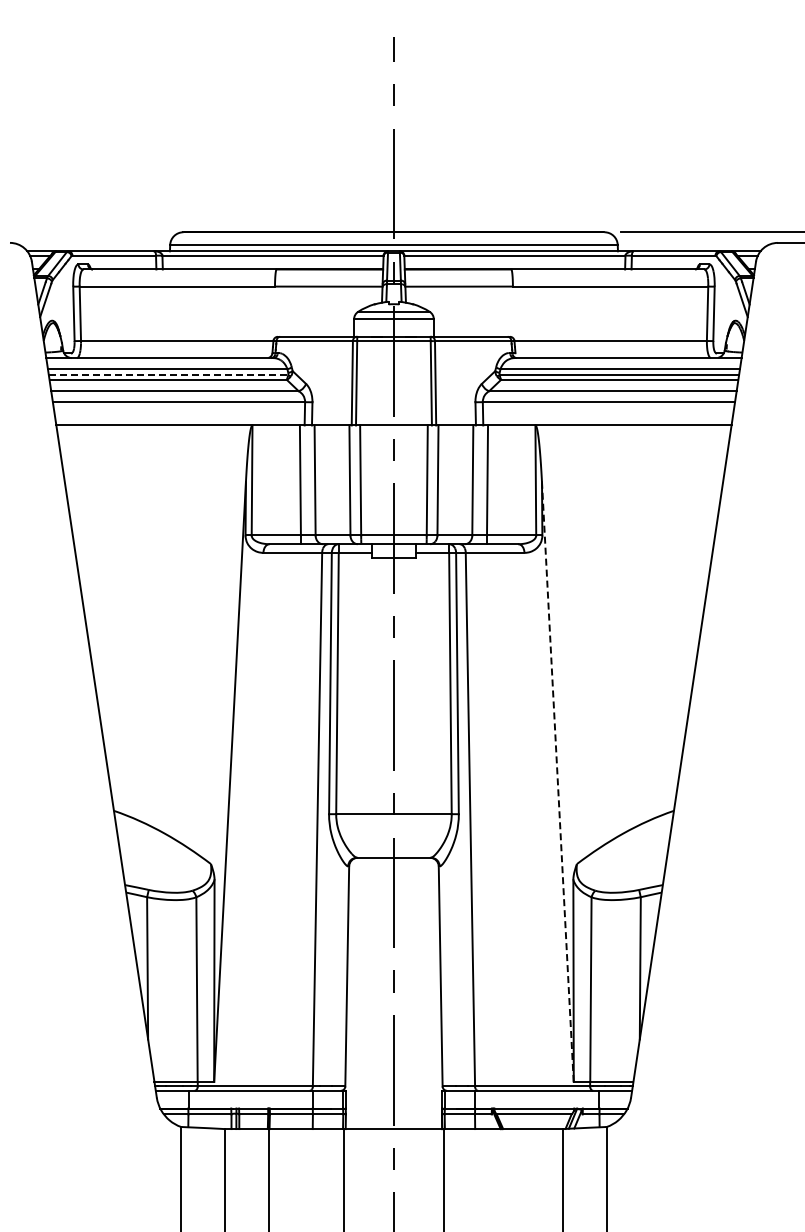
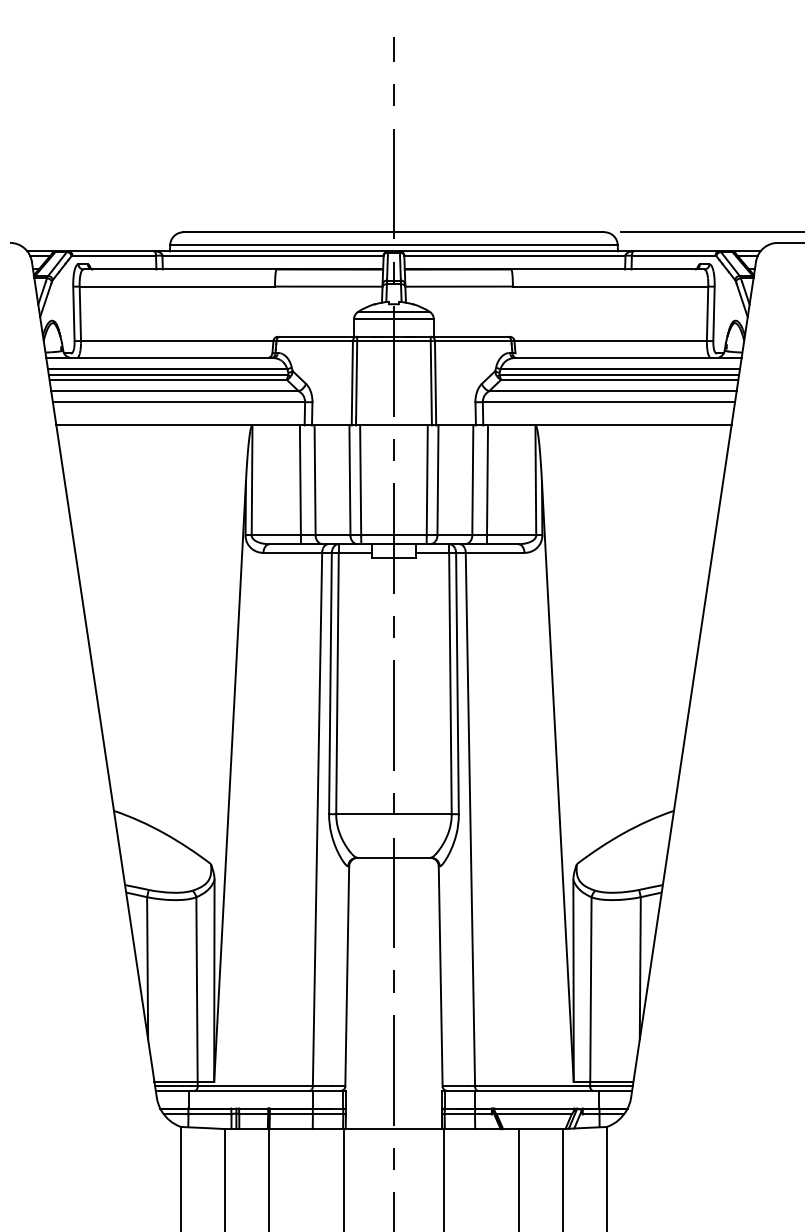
line: dashed -> solid (168, 375)
line: dashed -> solid (557, 781)
line: none -> present (519, 1178)
